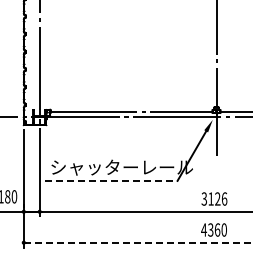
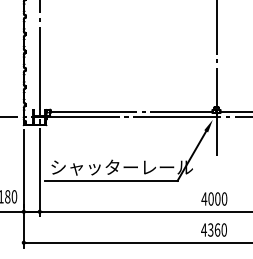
line: dashed -> solid (111, 180)
text: 3126 -> 4000 (214, 198)
line: dashed -> solid (138, 242)
